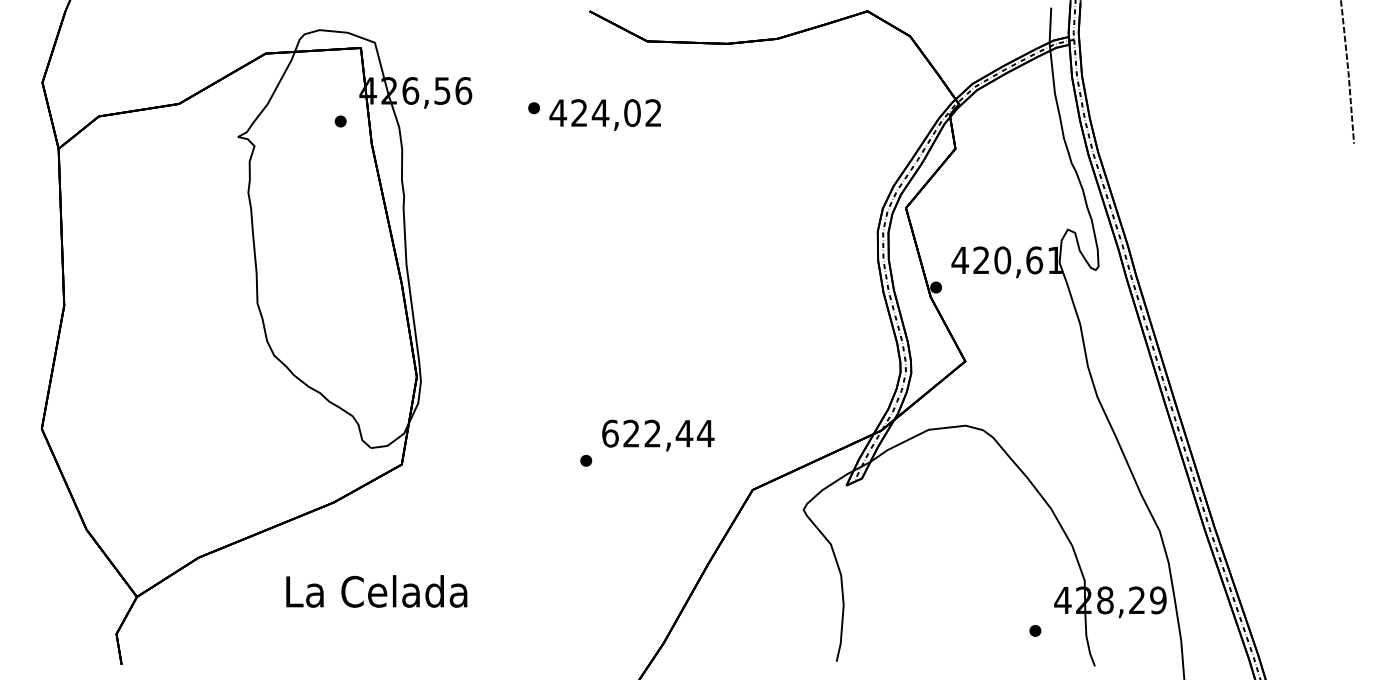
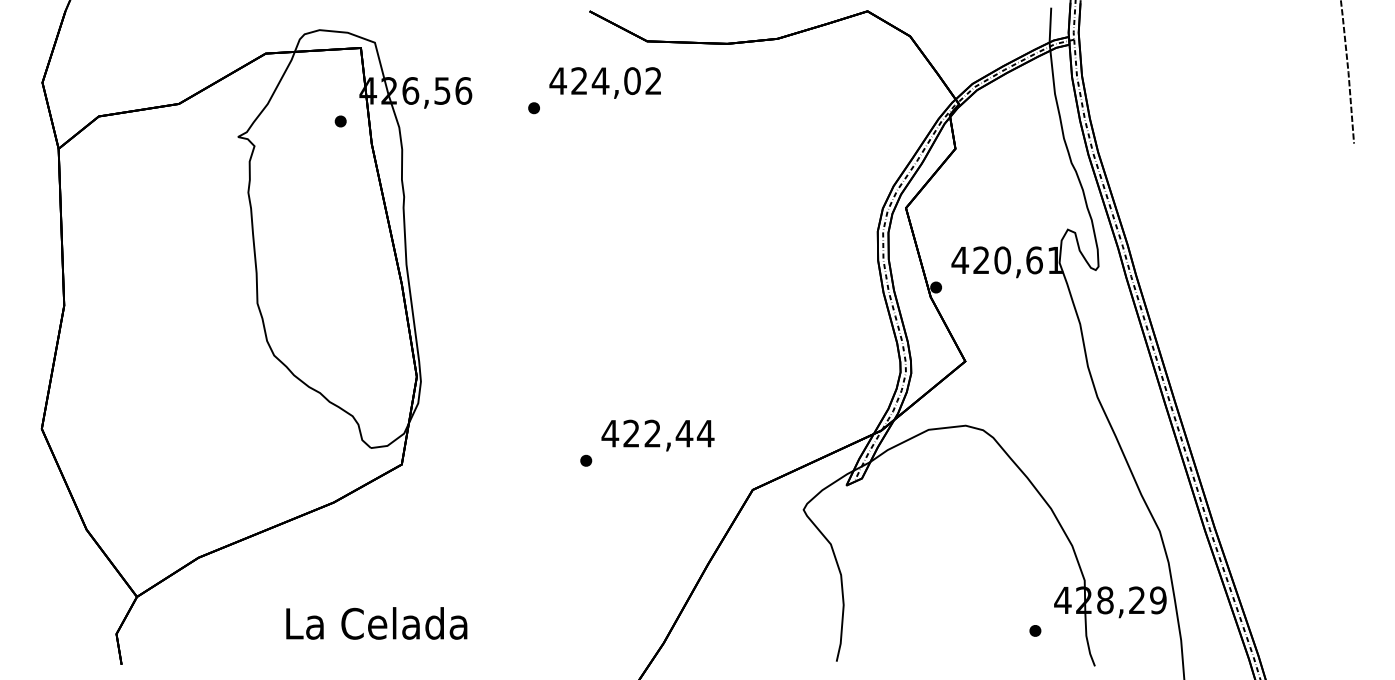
text position: (604, 114) -> (604, 82) (604, 82)
text: 622,44 -> 422,44 (610, 433)
text position: (376, 591) -> (376, 623) (376, 623)
